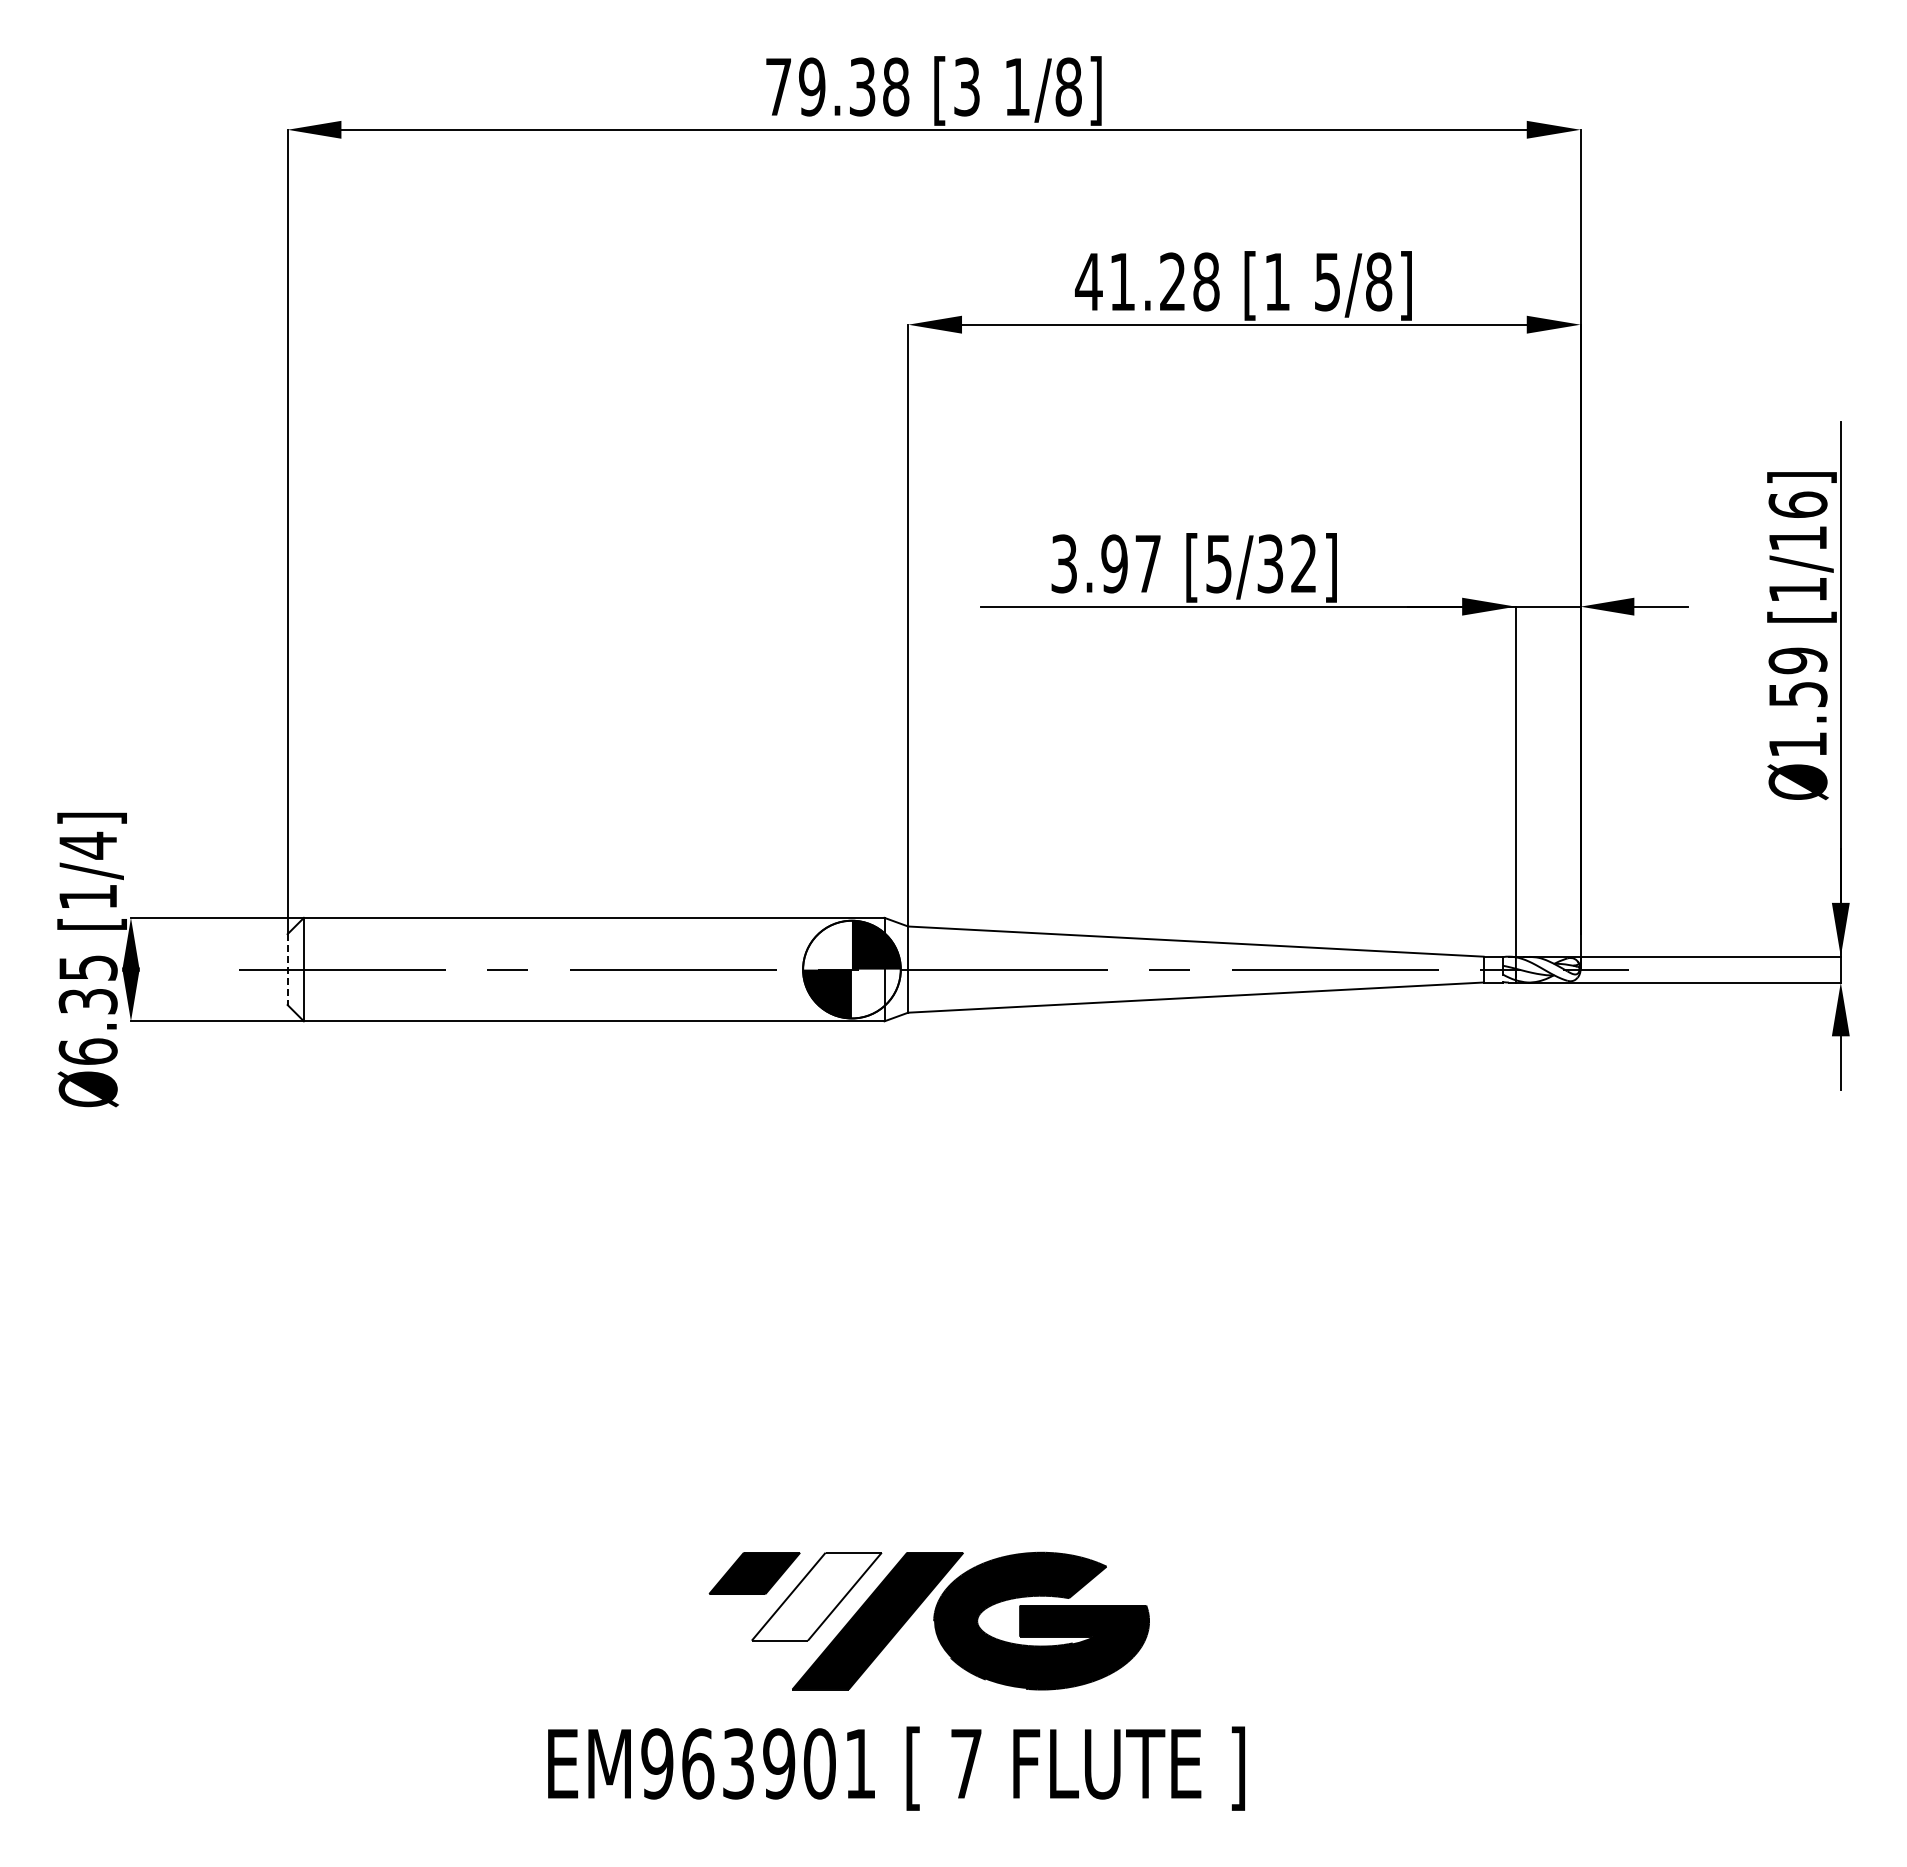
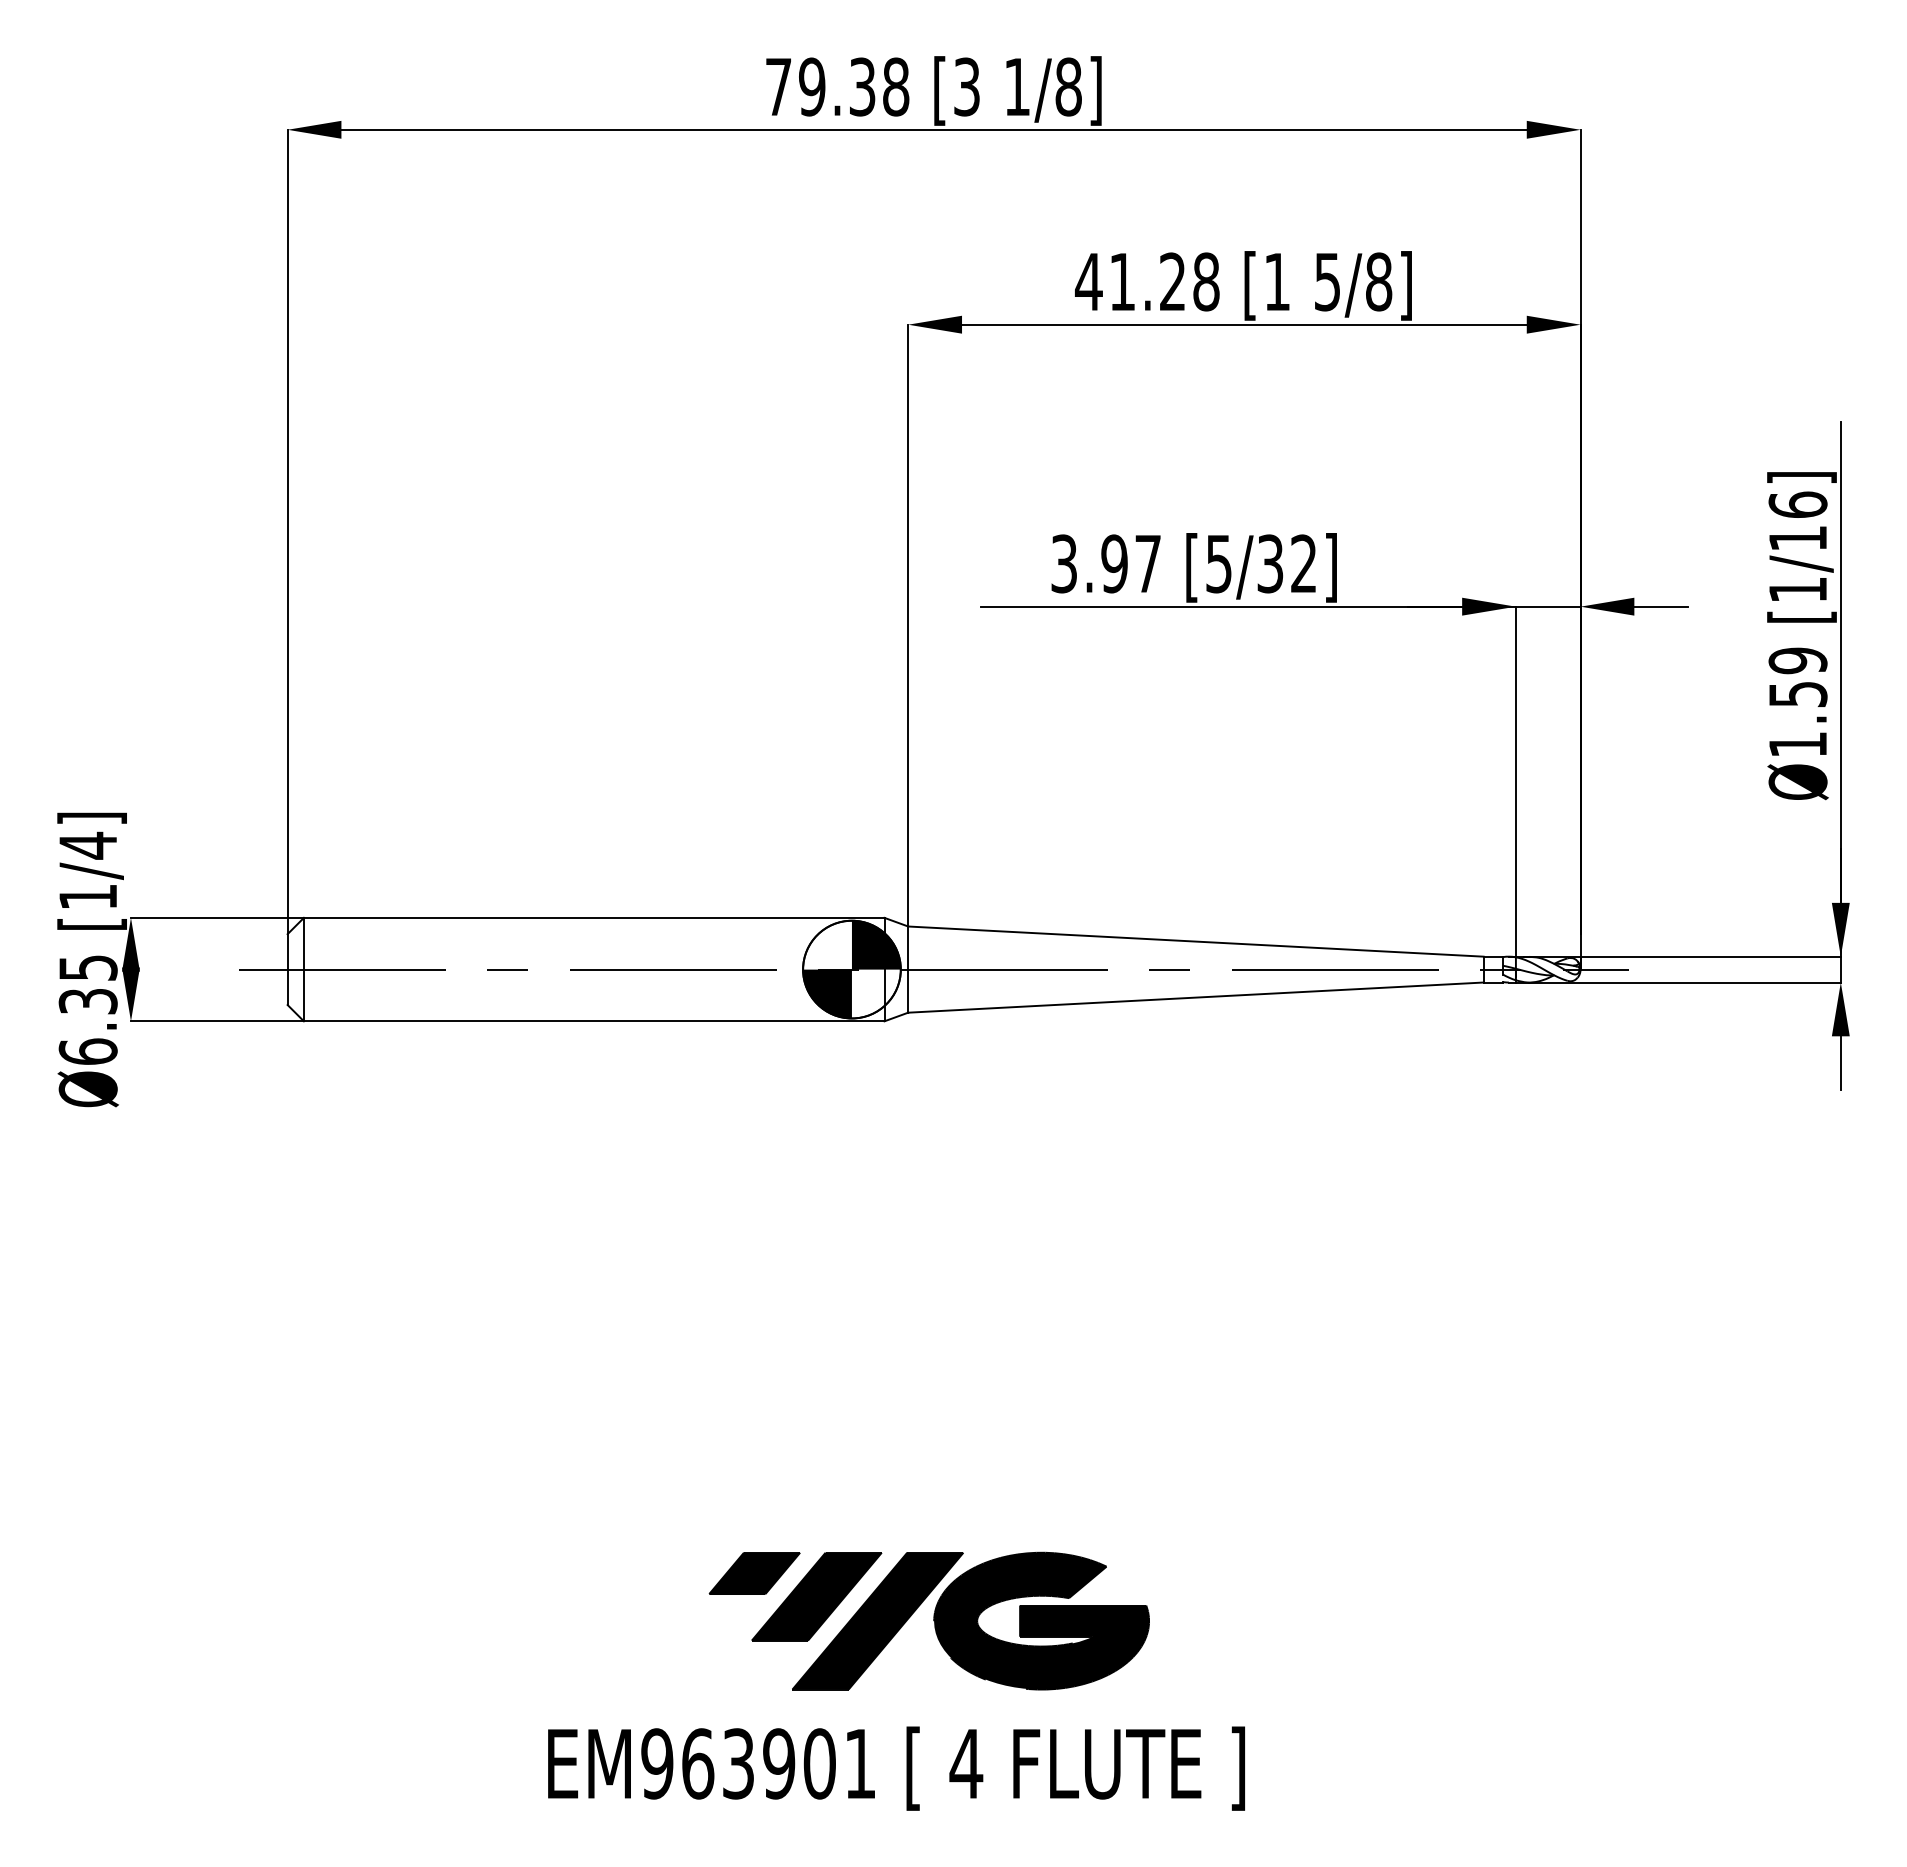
line: dashed -> solid (287, 970)
fill: none -> present (816, 1596)
text: 7 -> 4 (966, 1763)
